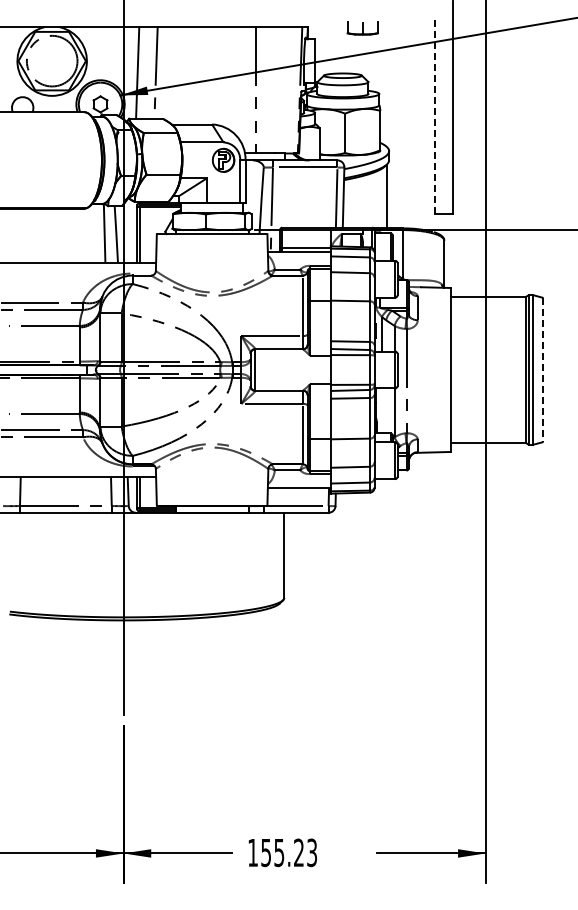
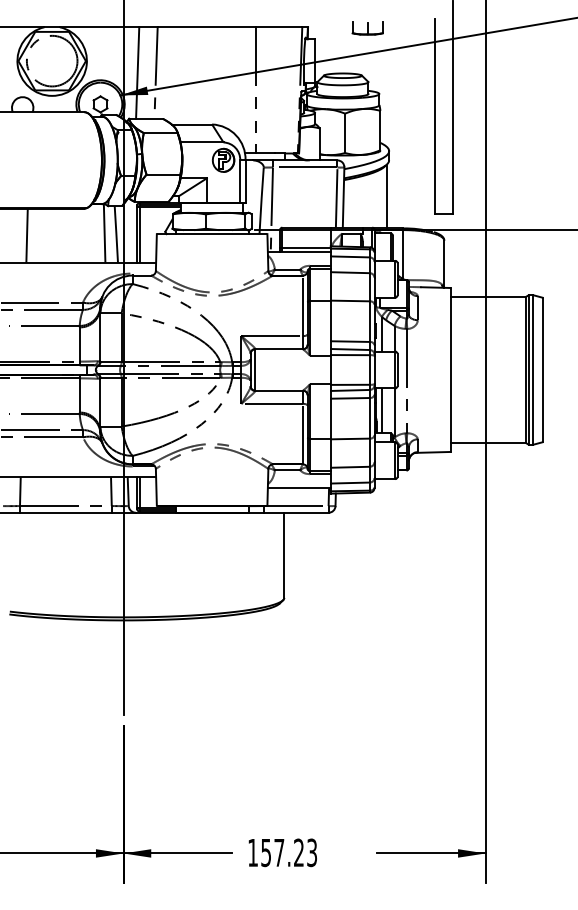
part position: (362, 28) -> (367, 28) (367, 28)
line: dashed -> solid (434, 116)
line: none -> present (26, 235)
line: dashed -> solid (542, 370)
line: none -> present (381, 410)
text: 155.23 -> 157.23 (279, 853)
